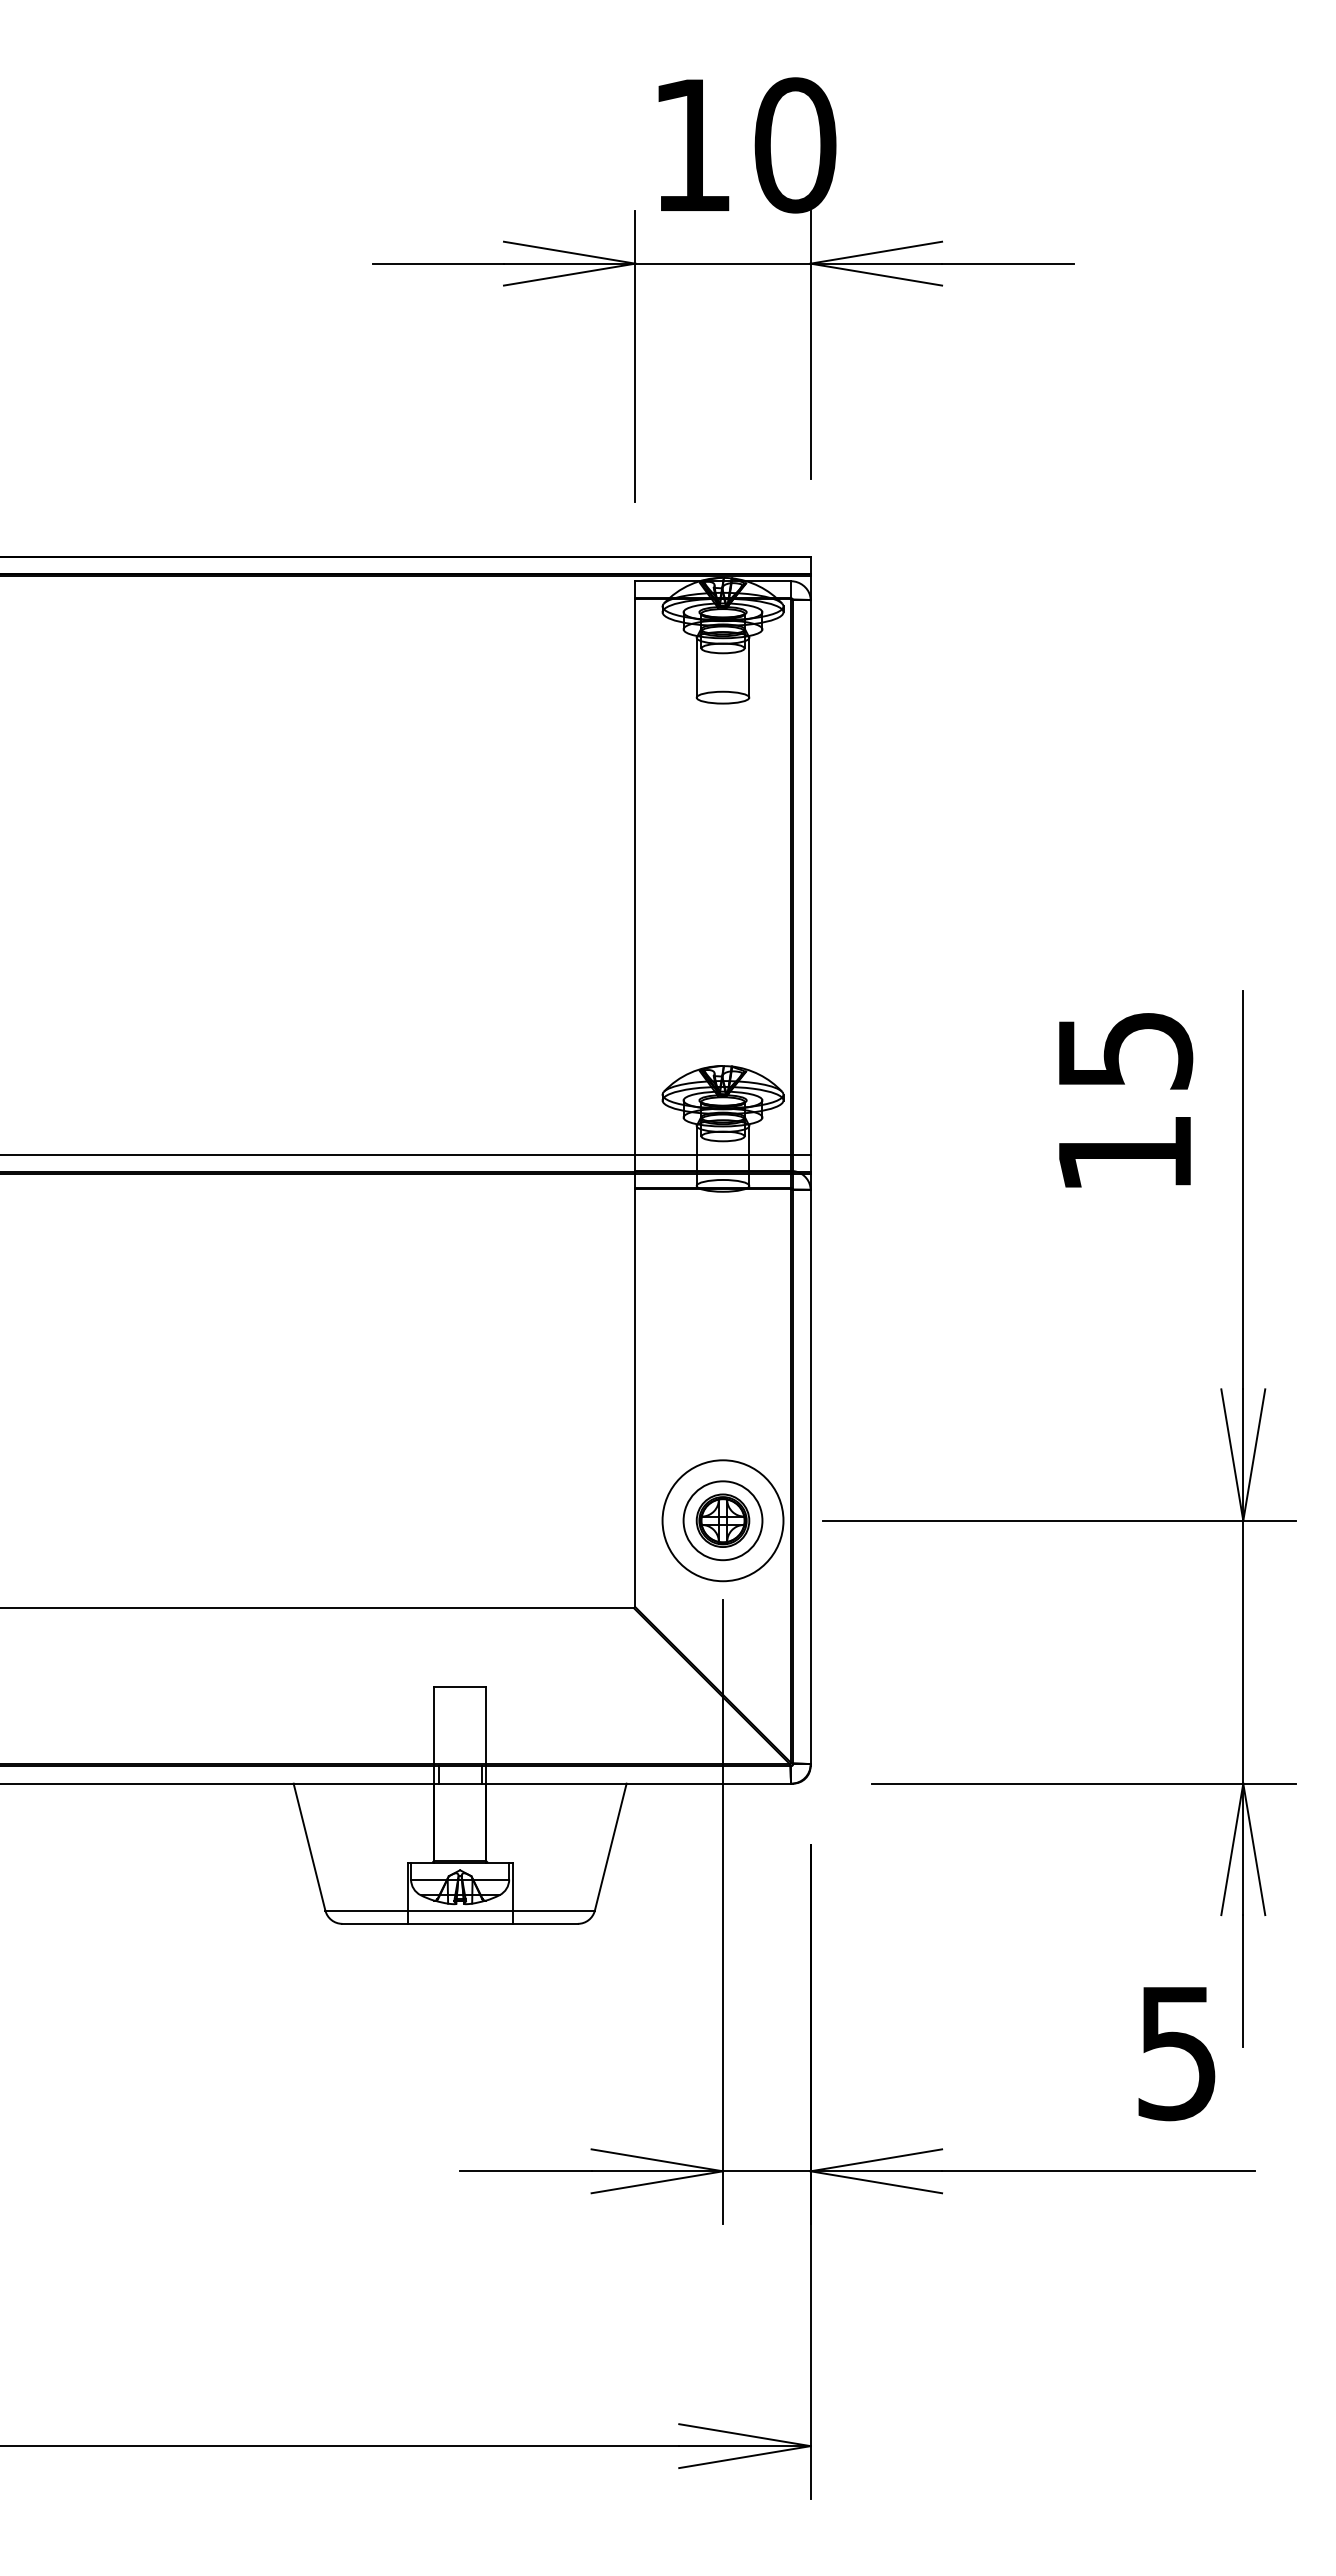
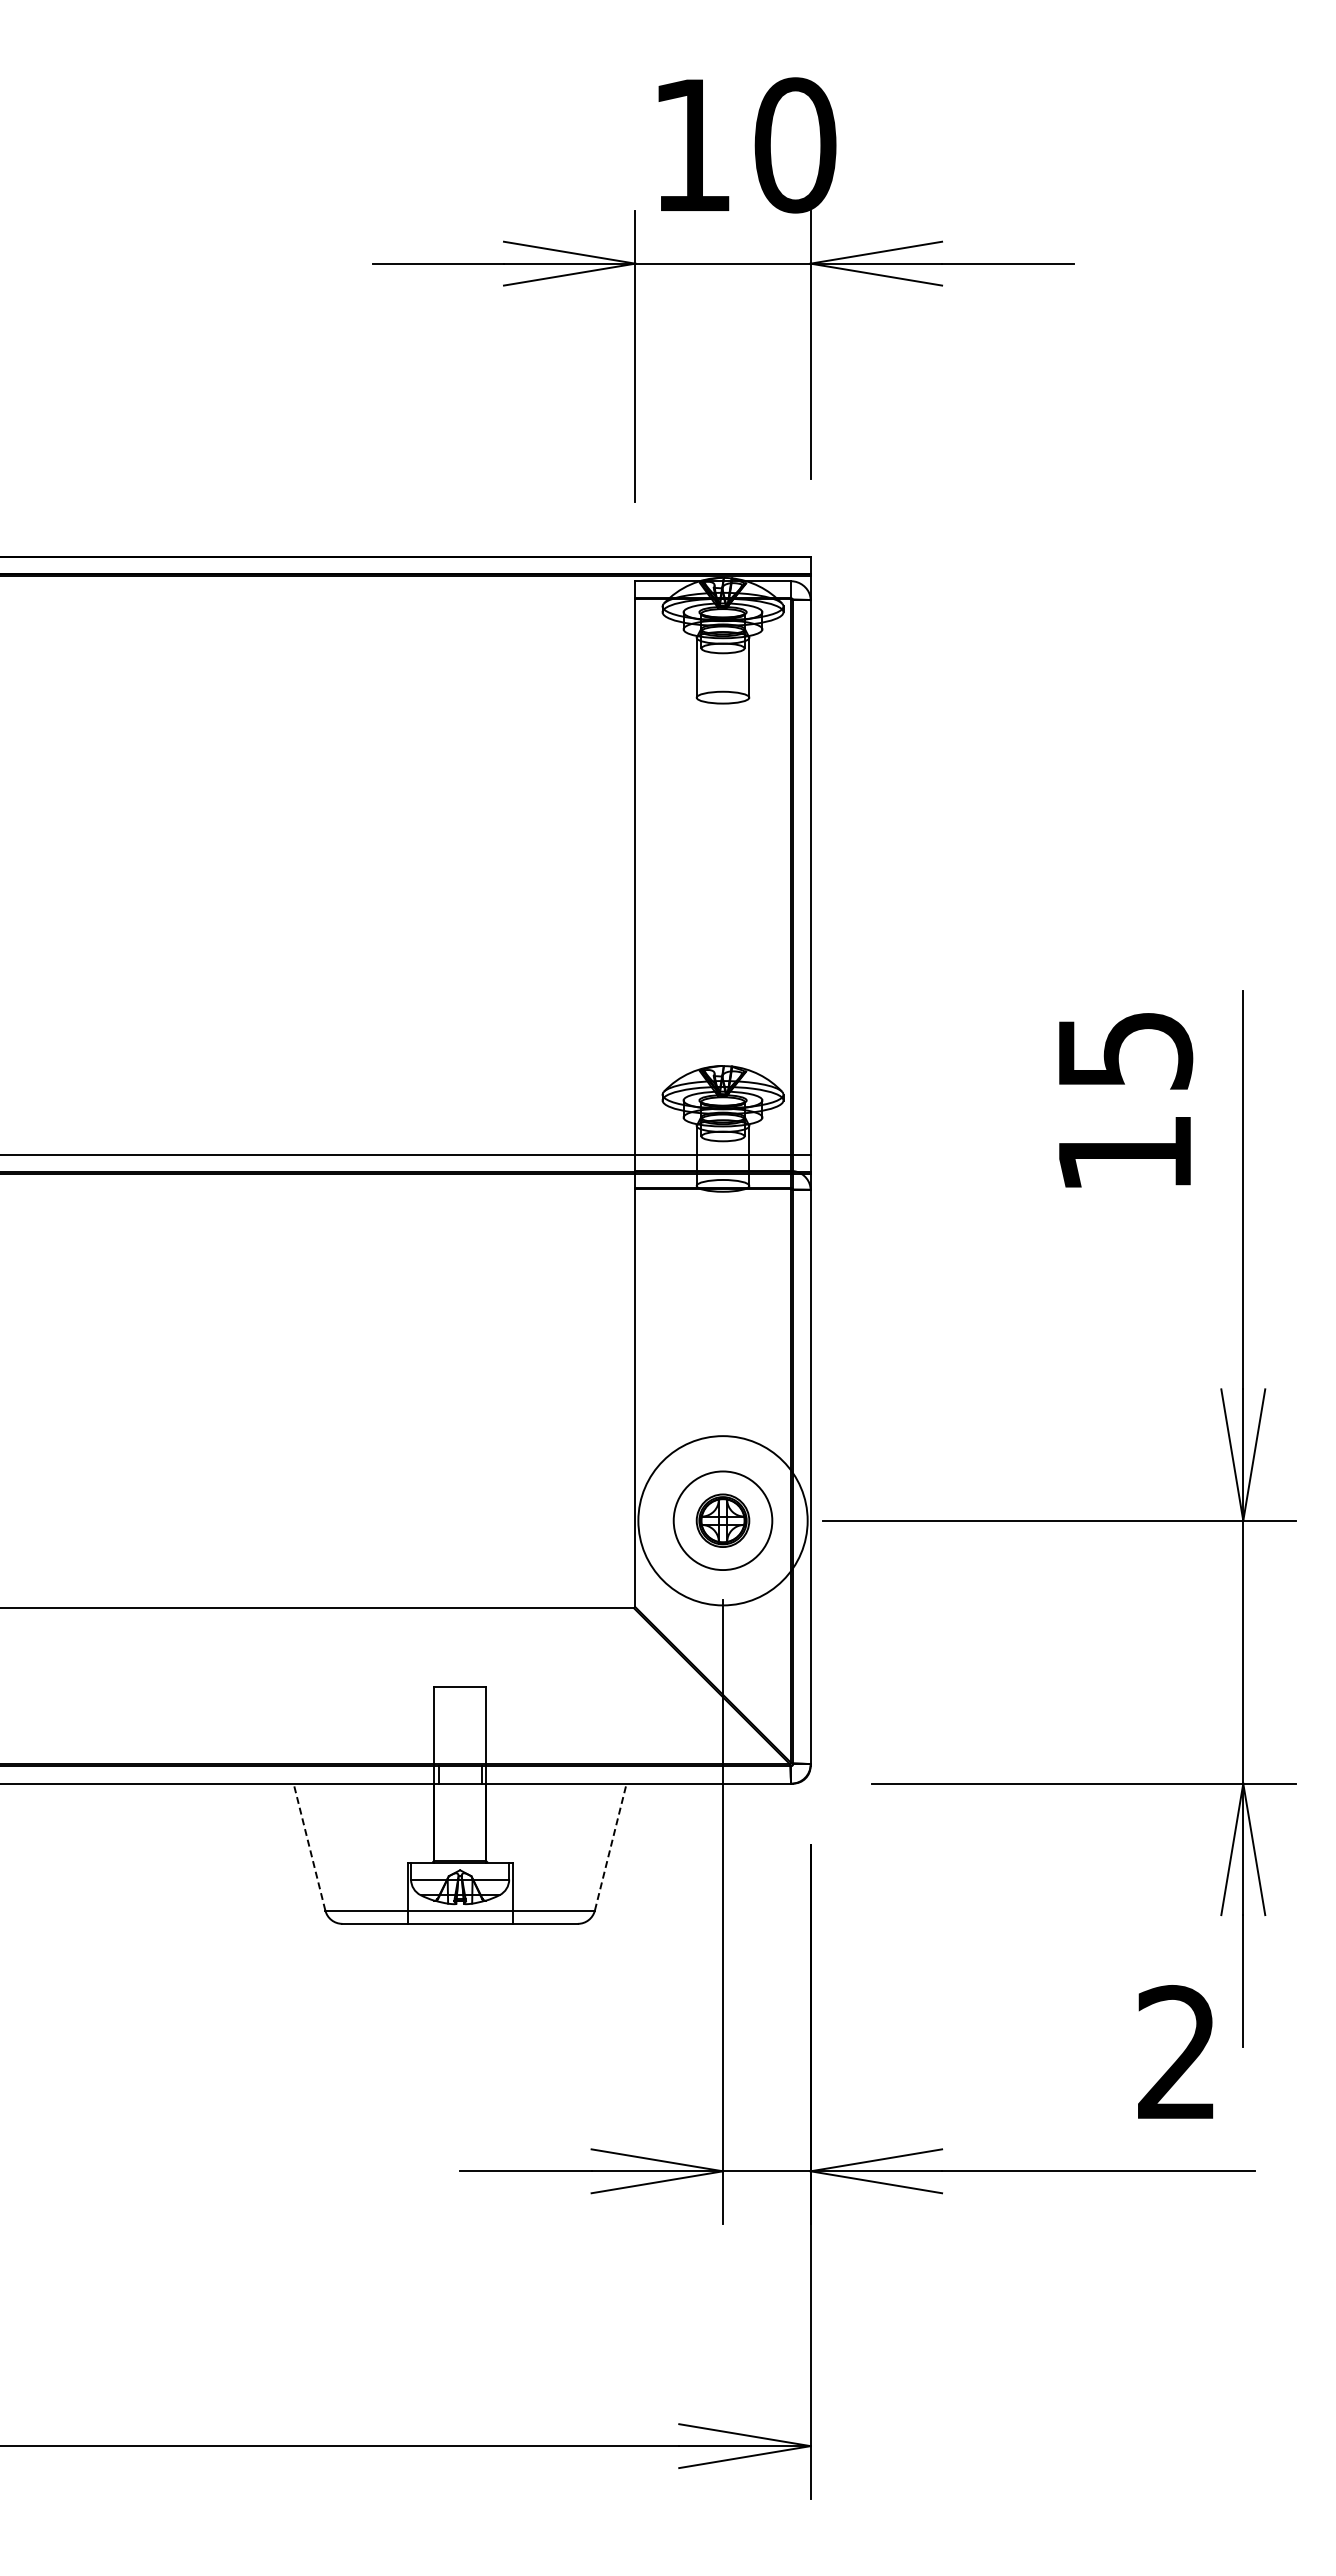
circle diameter: 121 px -> 169 px (722, 1520)
circle diameter: 79 px -> 99 px (722, 1520)
line: solid -> dashed (309, 1846)
line: solid -> dashed (610, 1846)
text: 5 -> 2 (1176, 2053)
